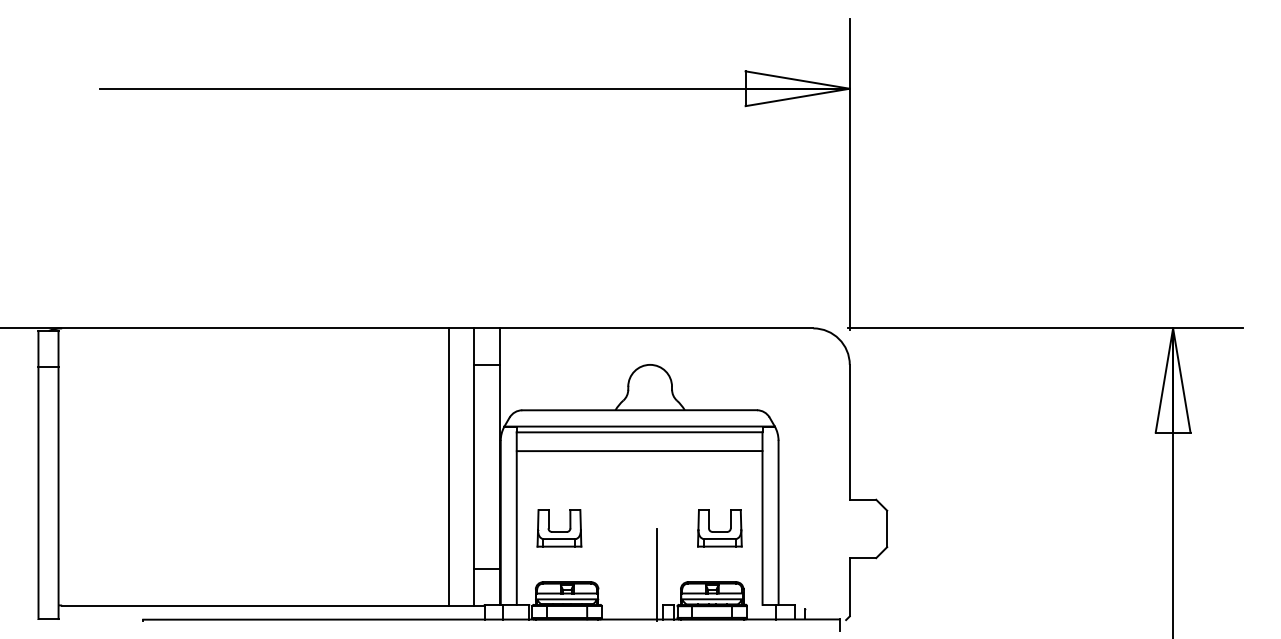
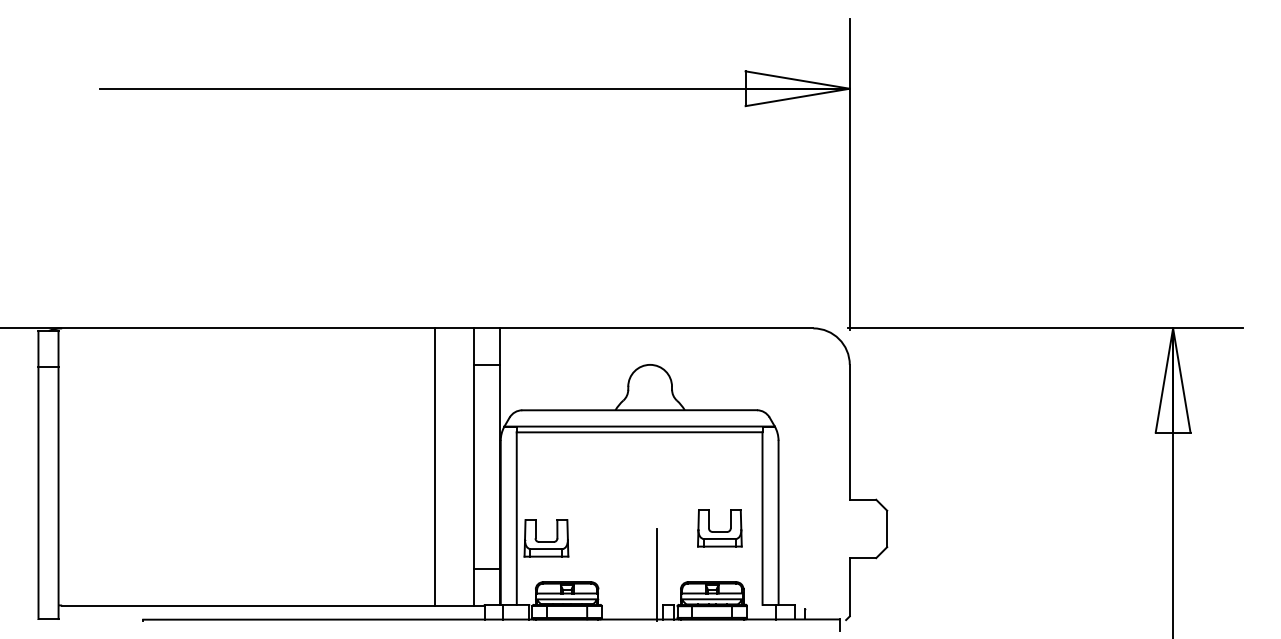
line: present -> none (639, 451)
line position: (448, 466) -> (434, 466) (434, 466)
part position: (559, 528) -> (546, 538) (546, 538)
